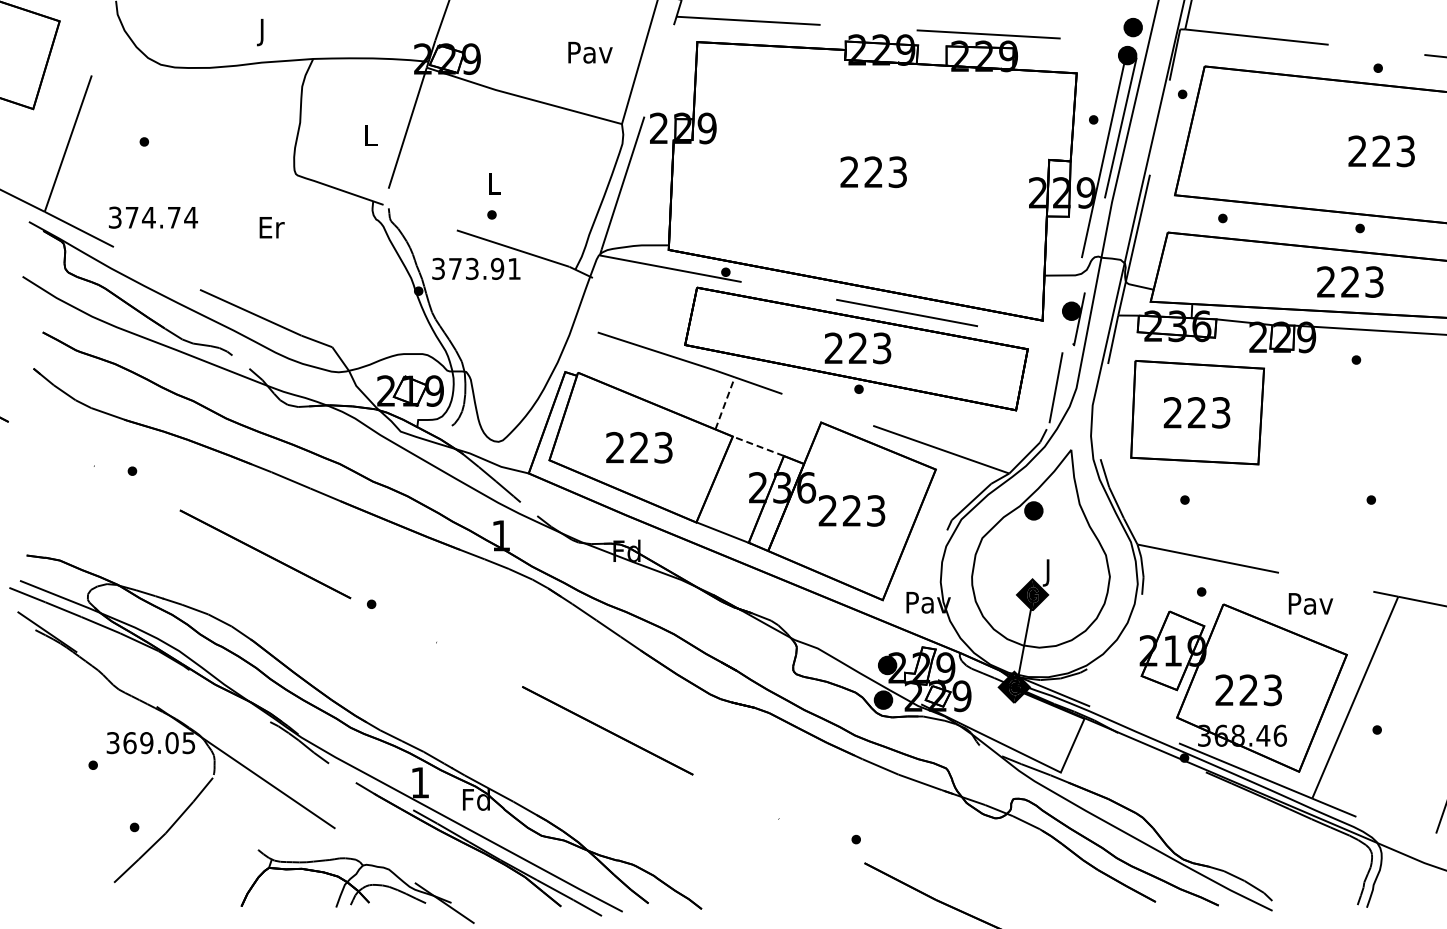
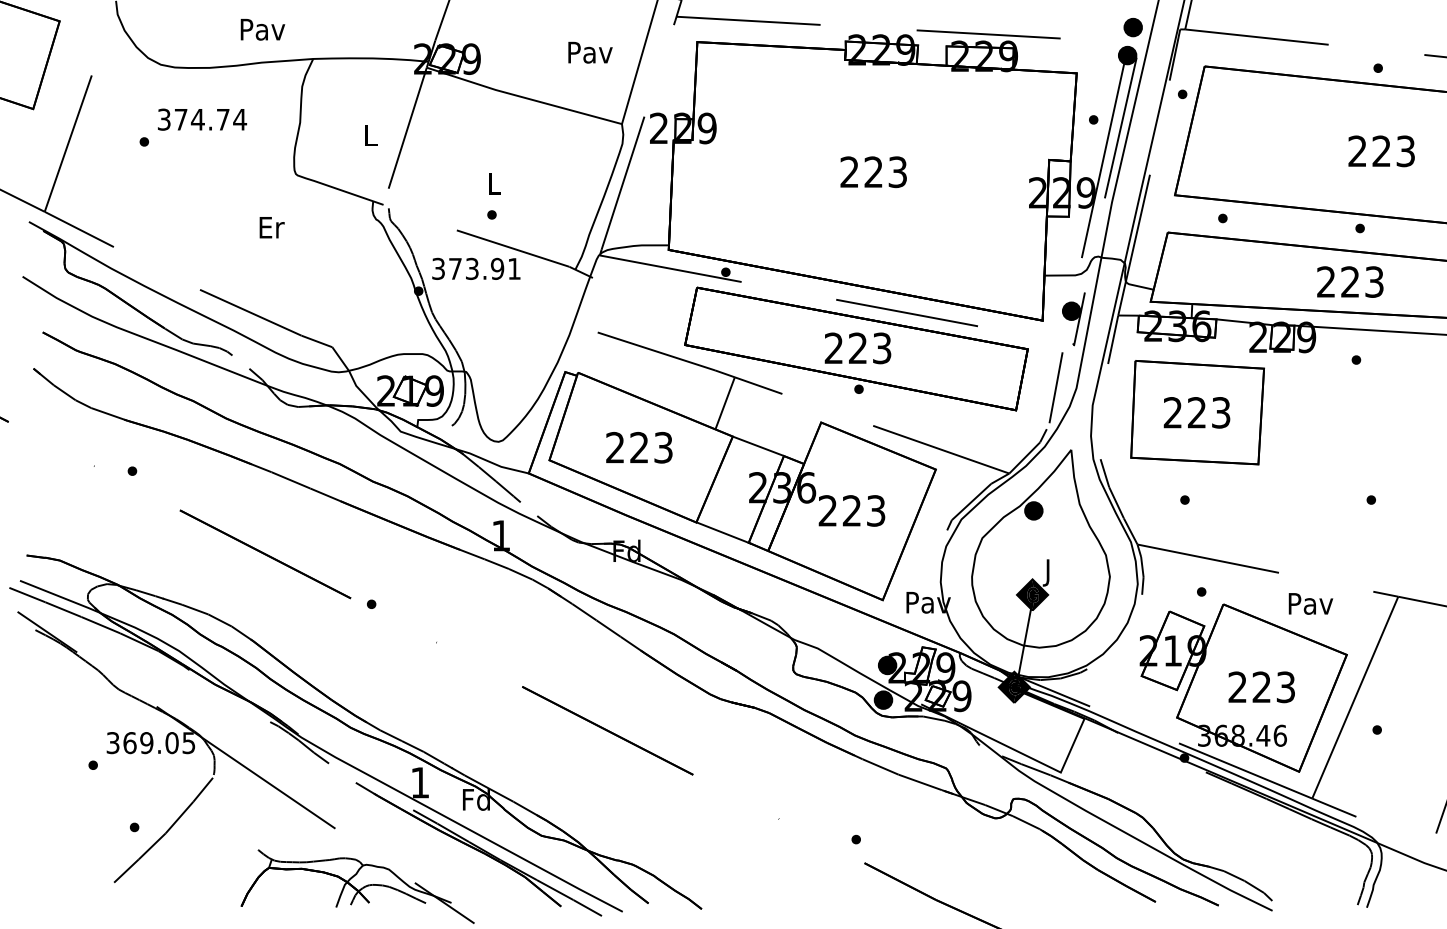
text: J -> Pav (262, 32)
text position: (153, 217) -> (202, 119) (202, 119)
line: dashed -> solid (725, 403)
line: dashed -> solid (757, 446)
text position: (1248, 690) -> (1261, 687) (1261, 687)
